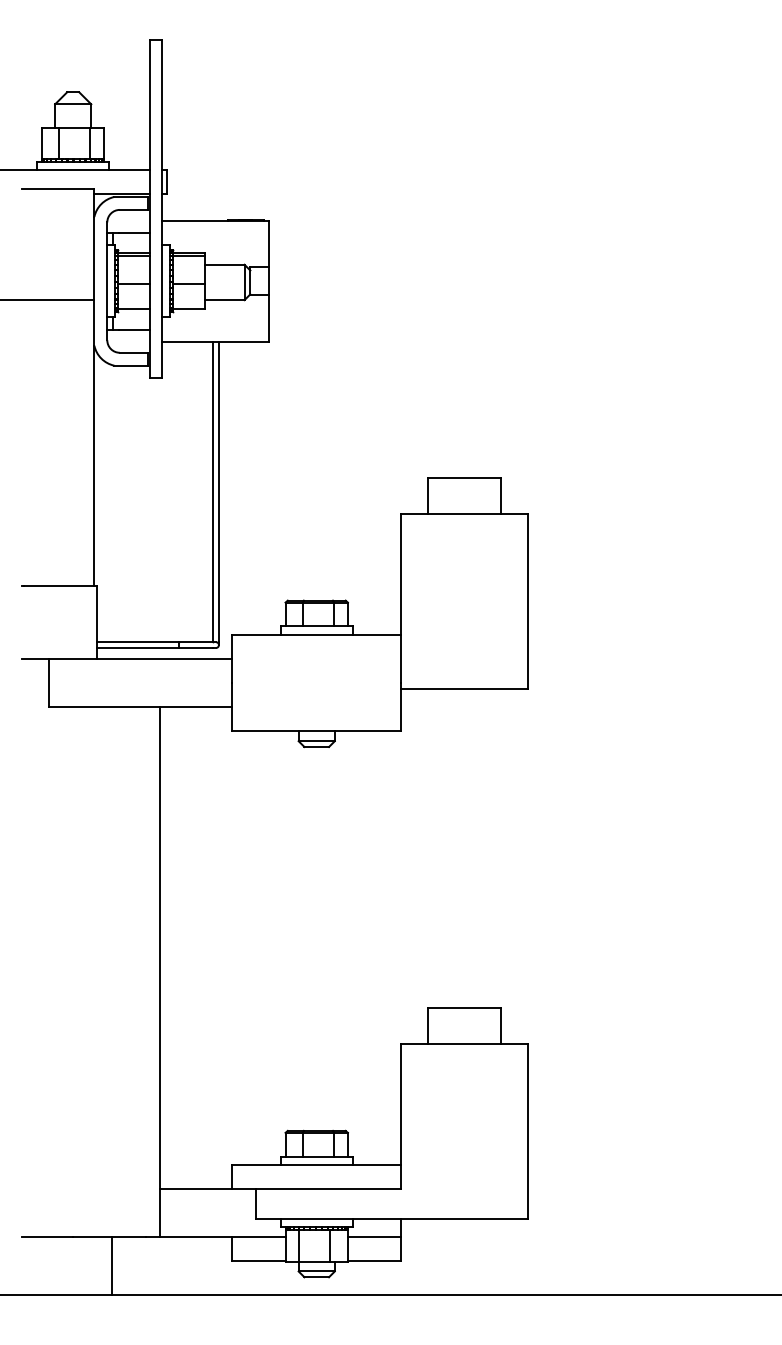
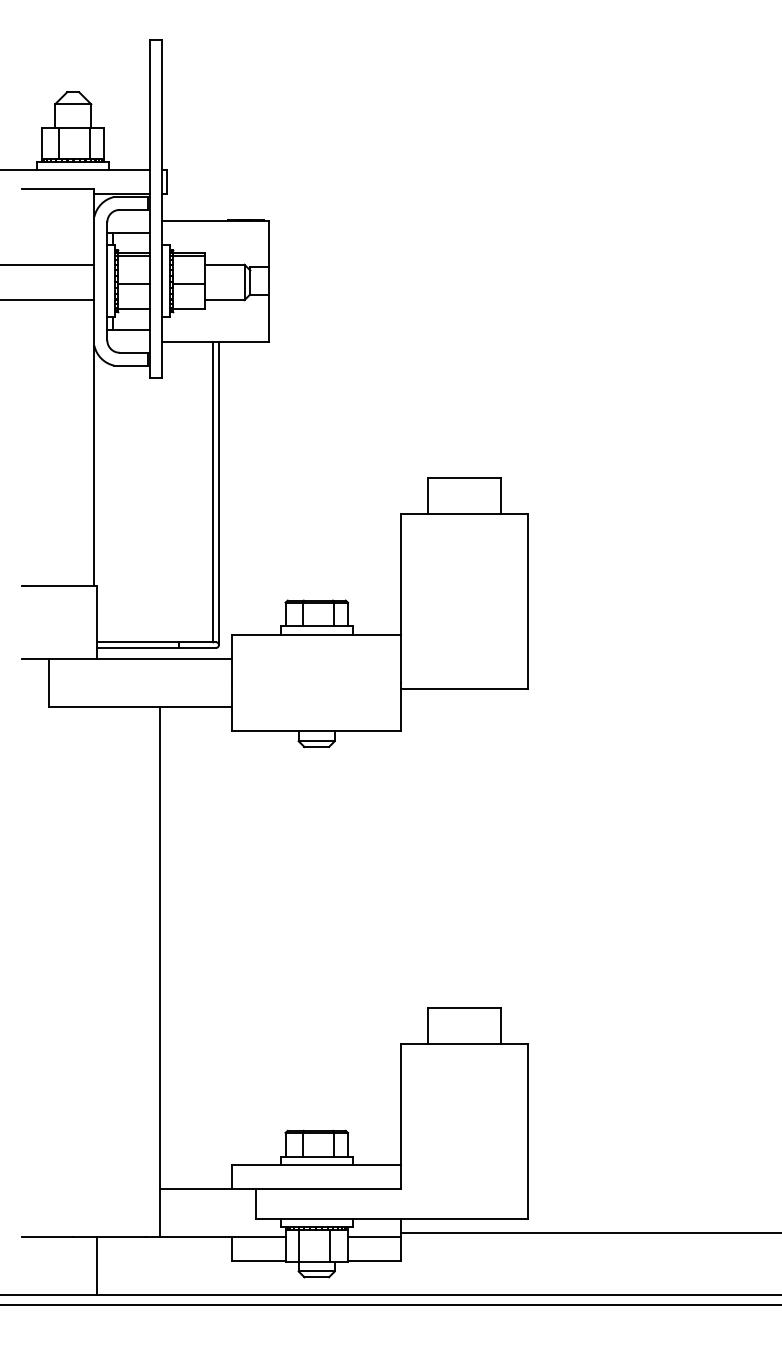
line: none -> present (48, 264)
line: none -> present (589, 1233)
line position: (112, 1266) -> (97, 1266) (97, 1266)
line: none -> present (390, 1304)
